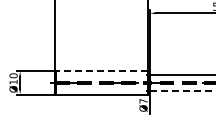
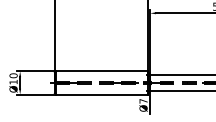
line: dashed -> solid (101, 71)
line: dashed -> solid (182, 91)
